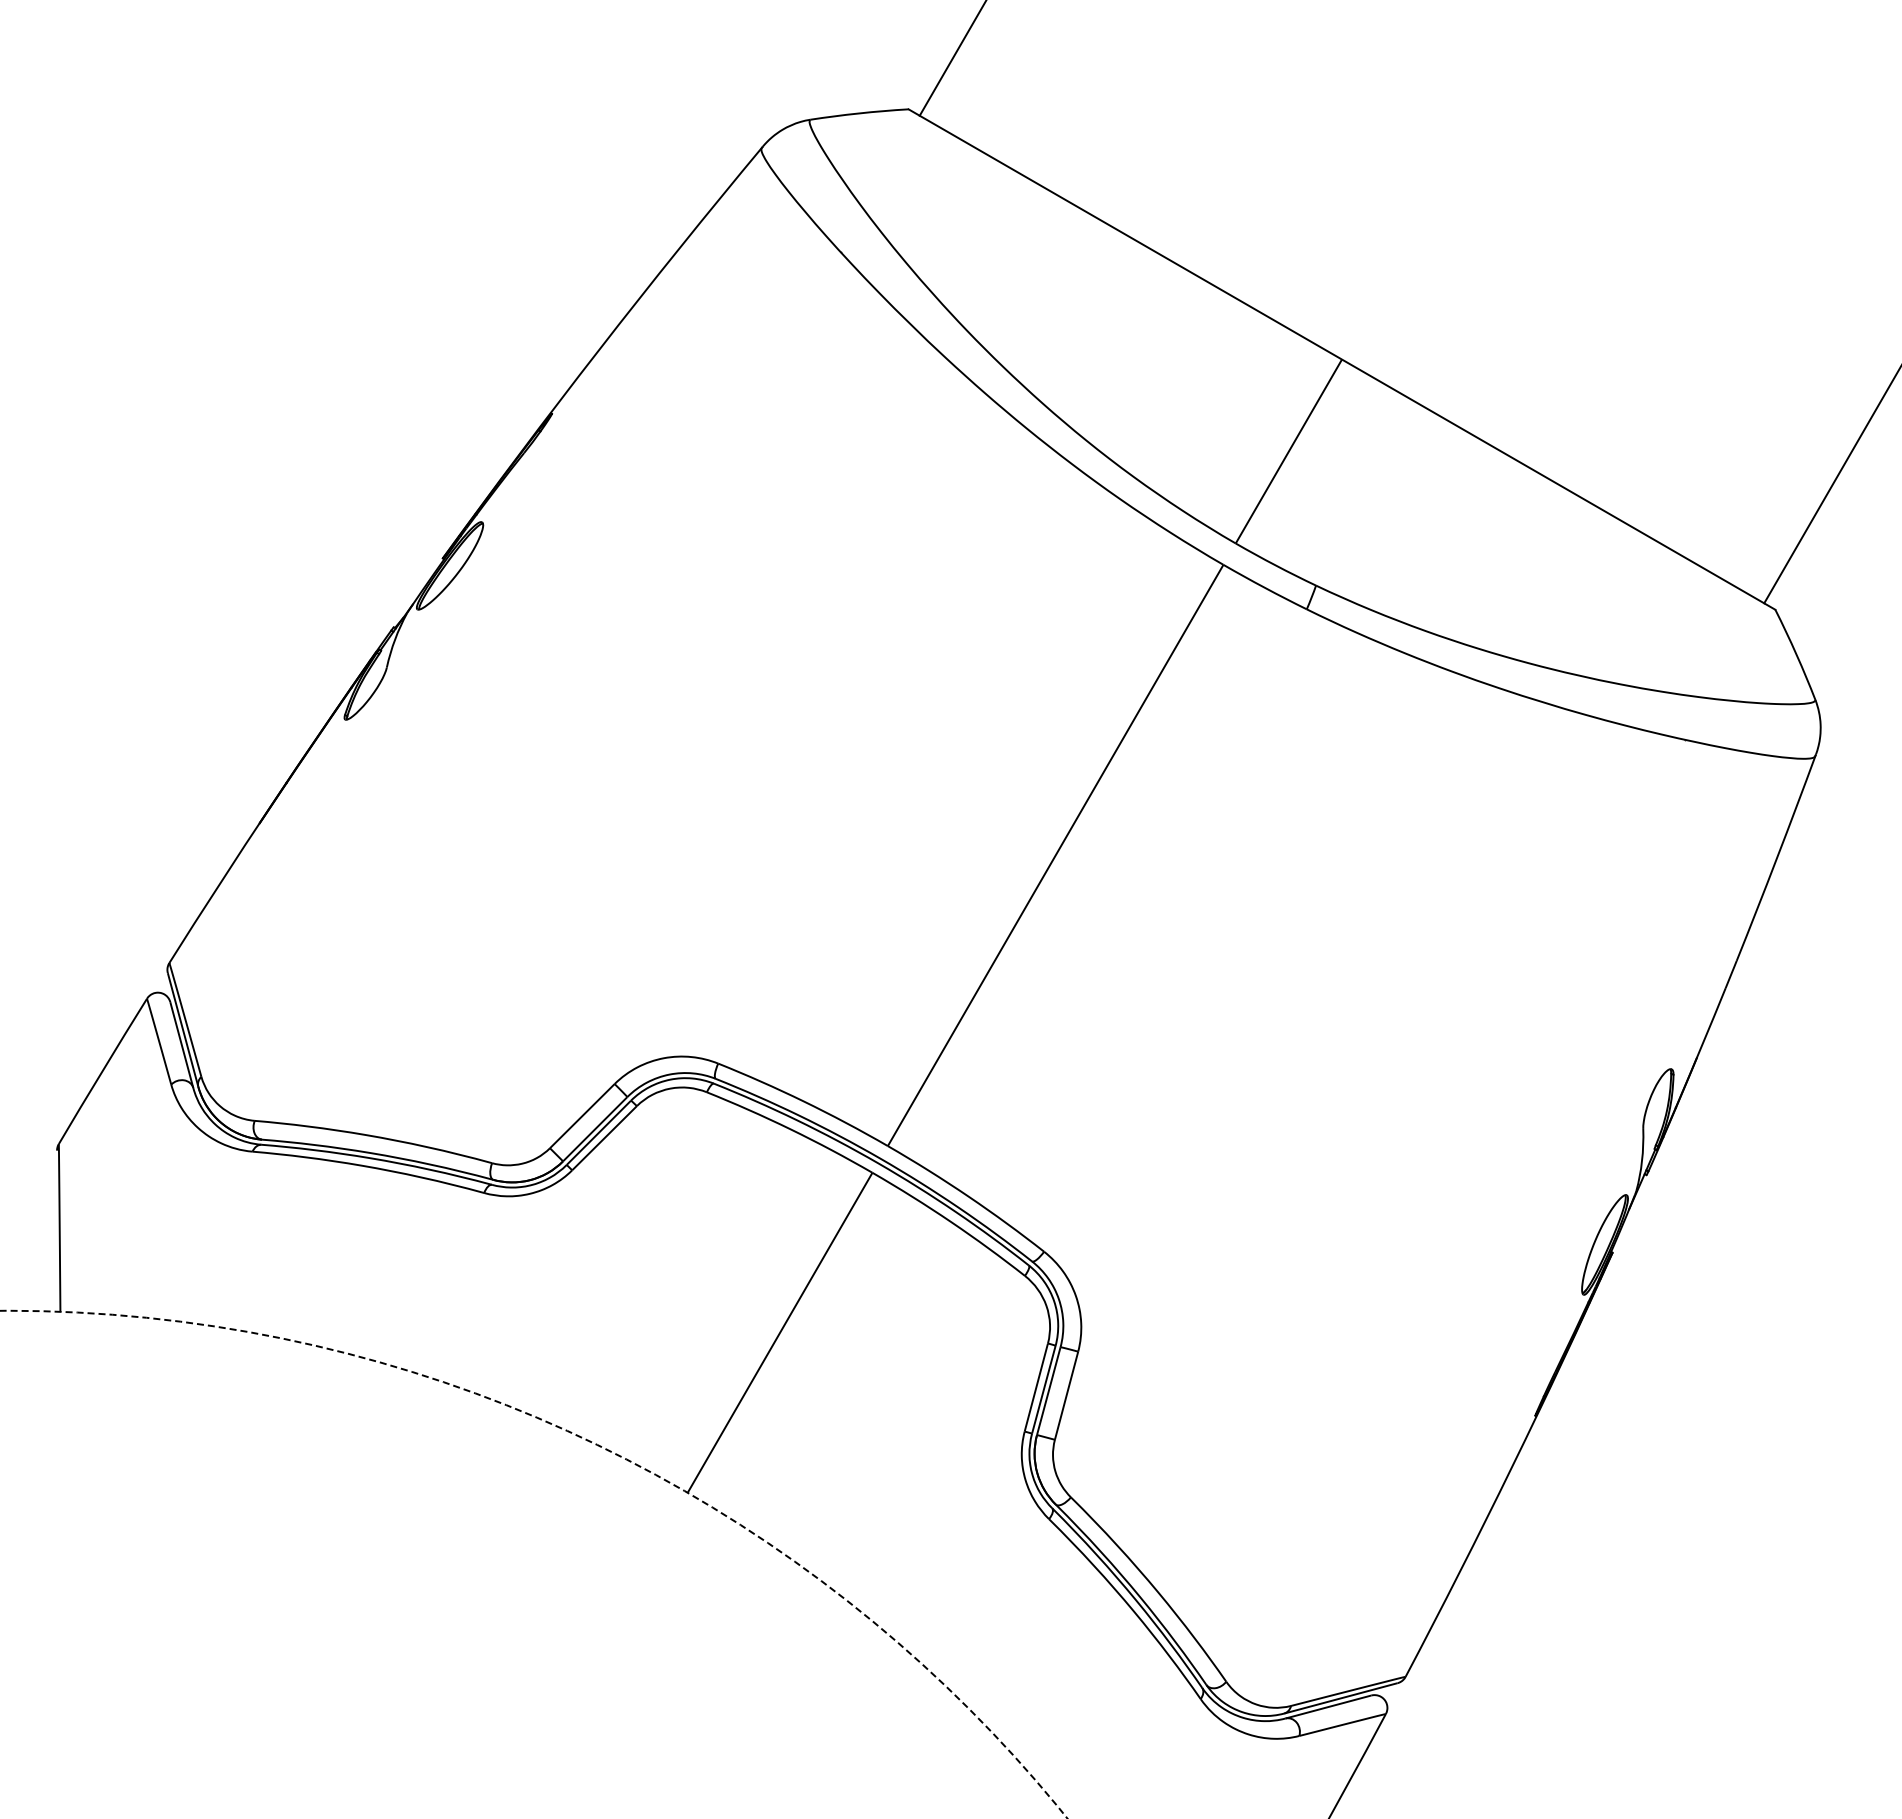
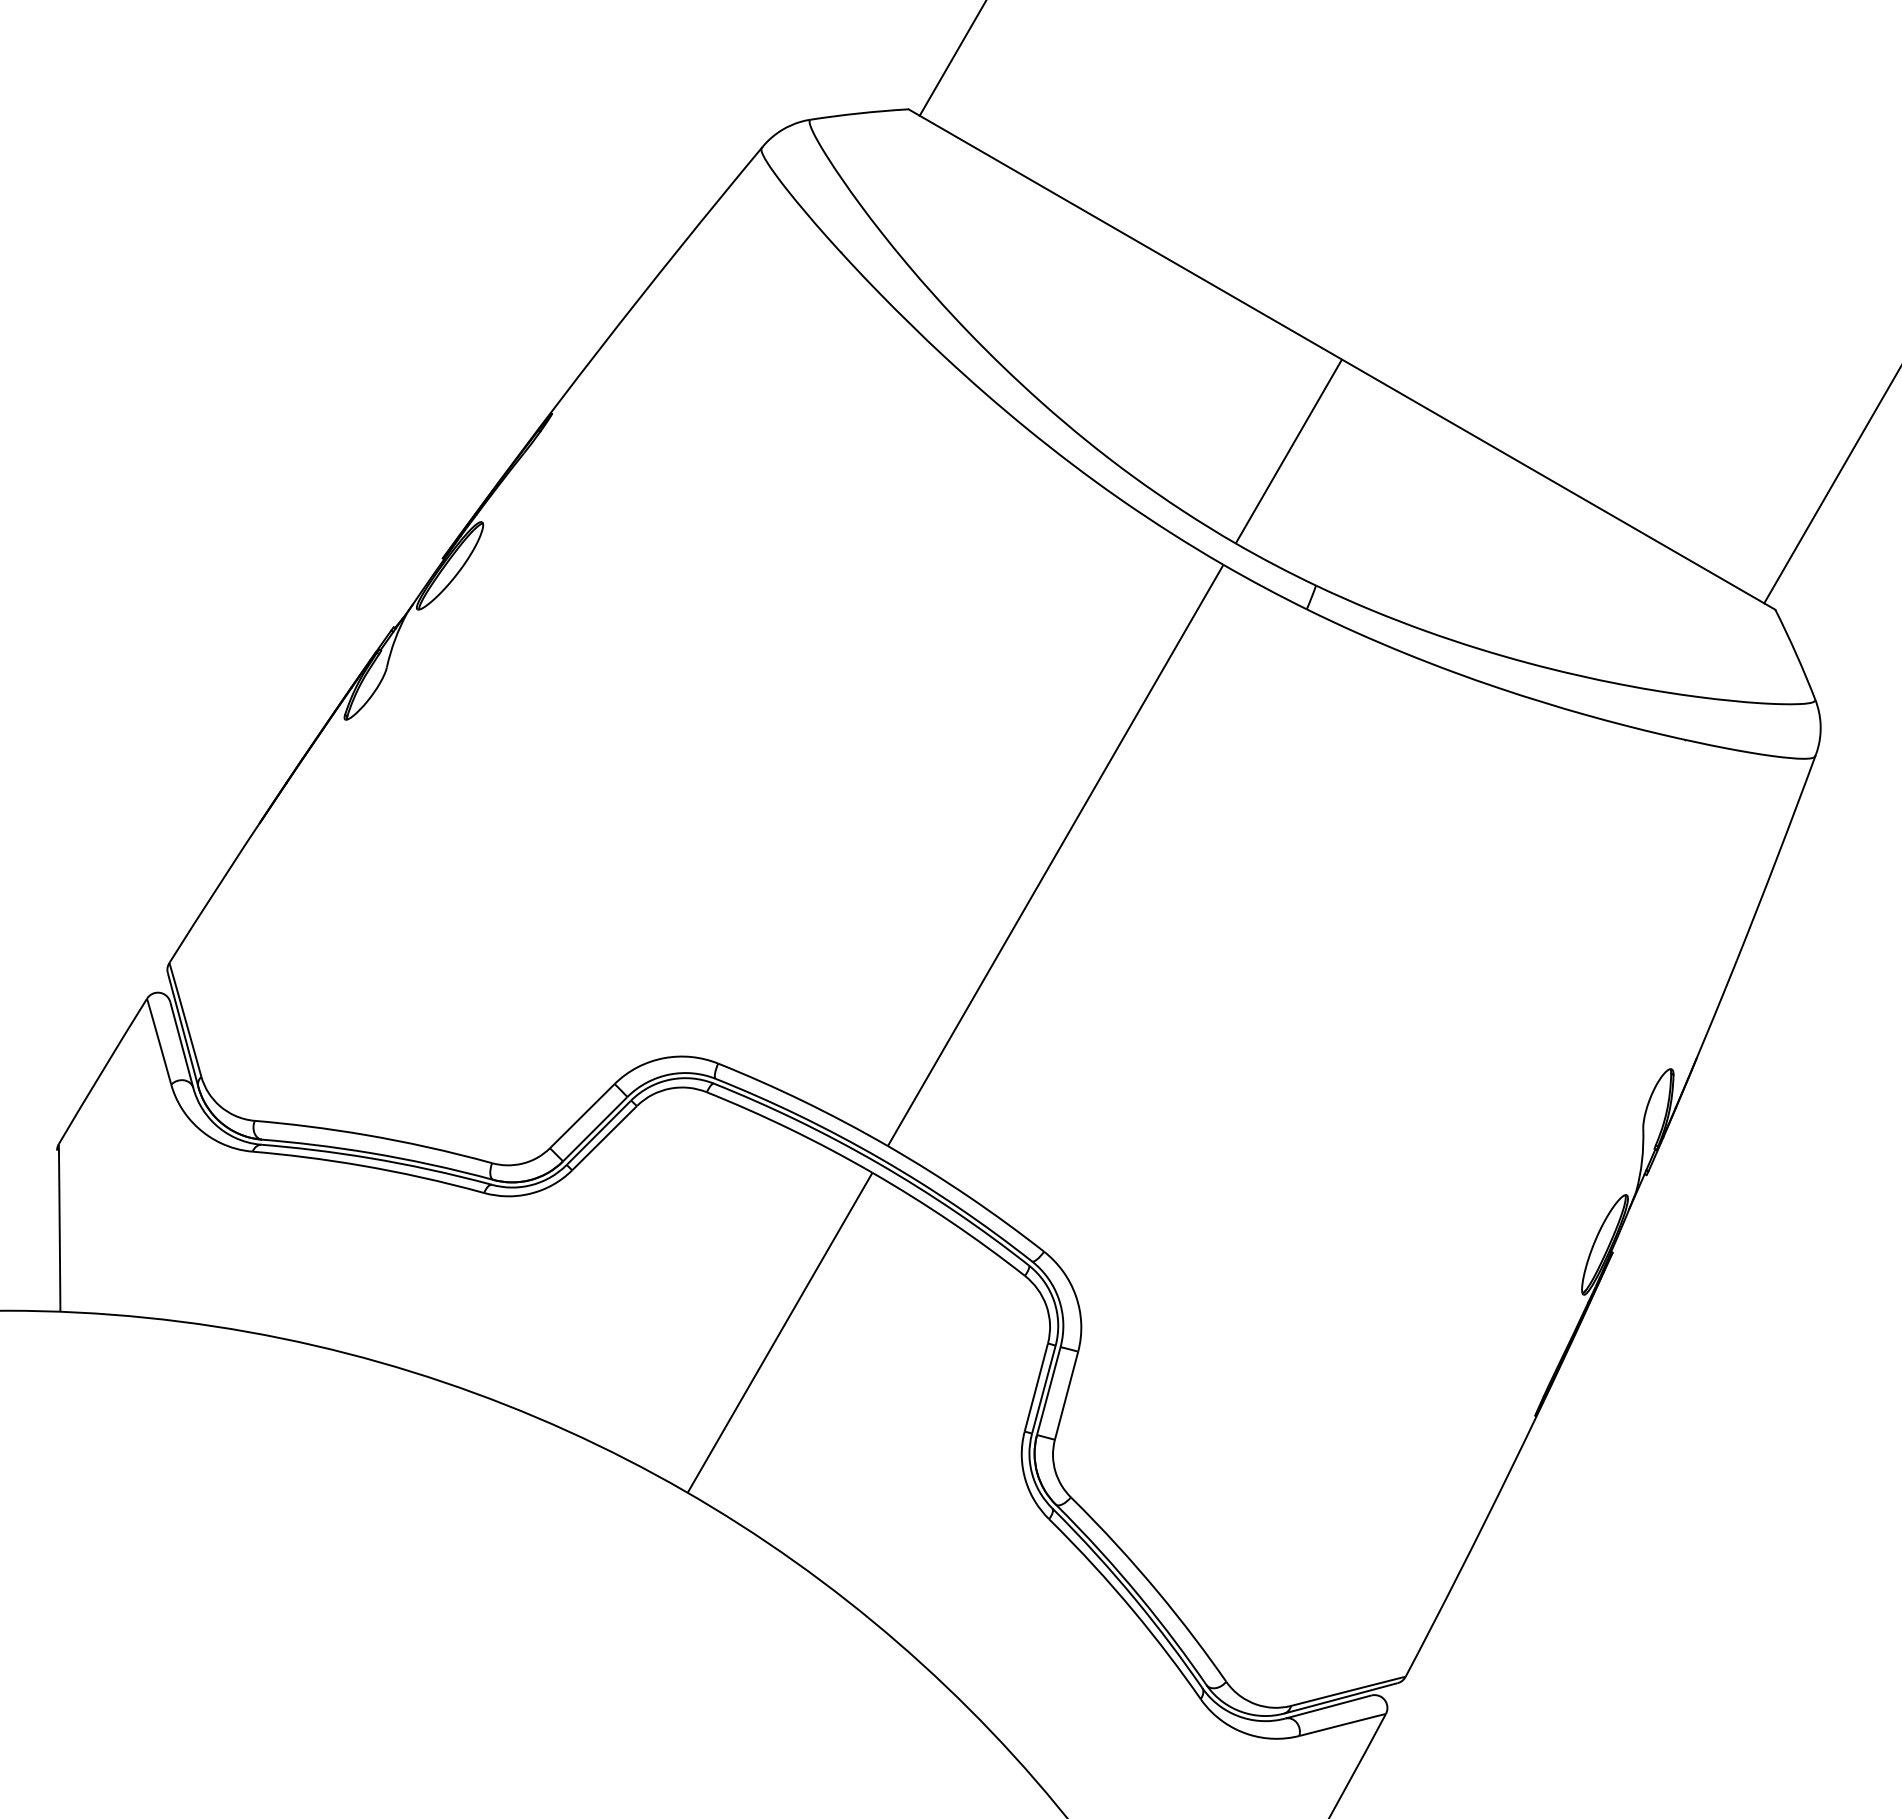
circle: dashed -> solid (533, 1564)
